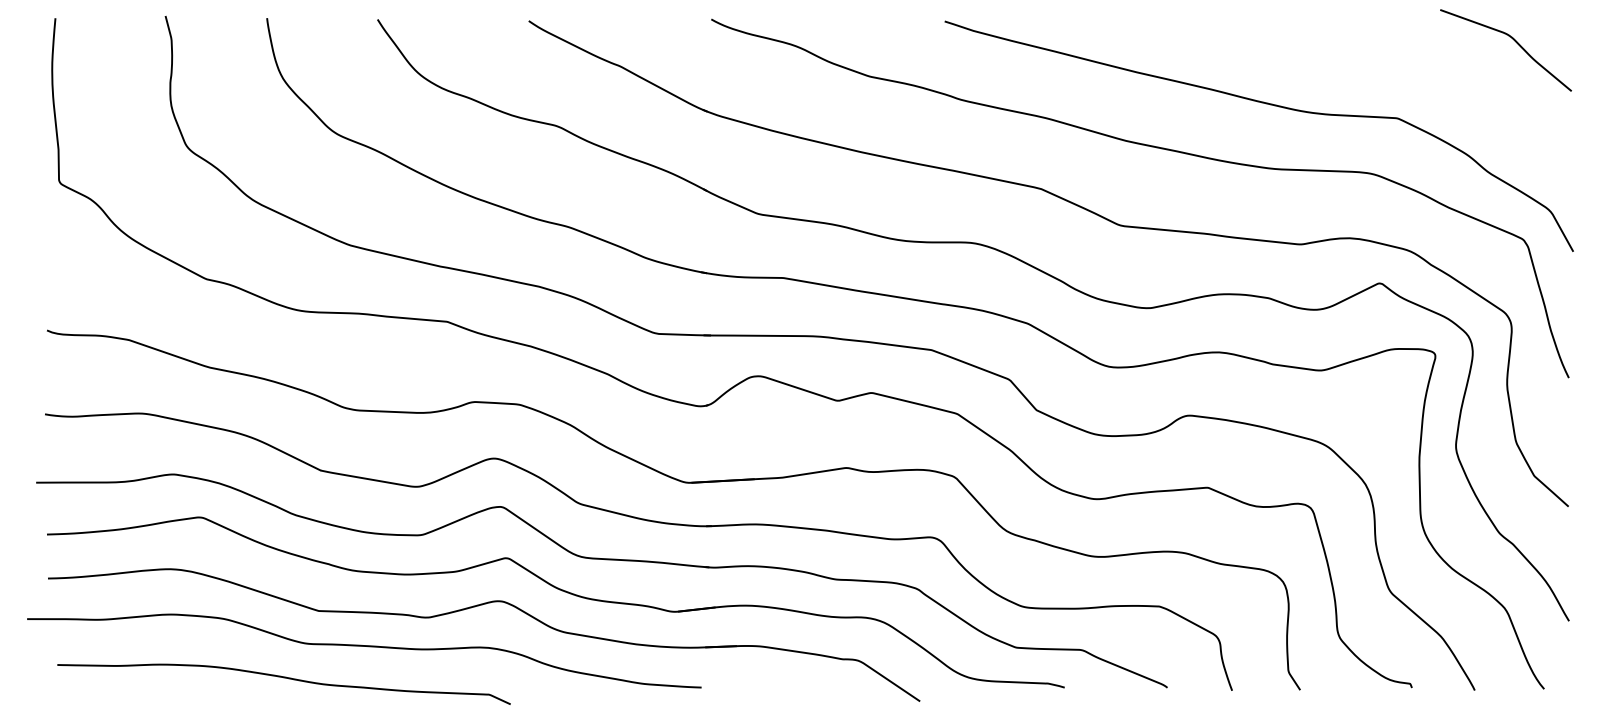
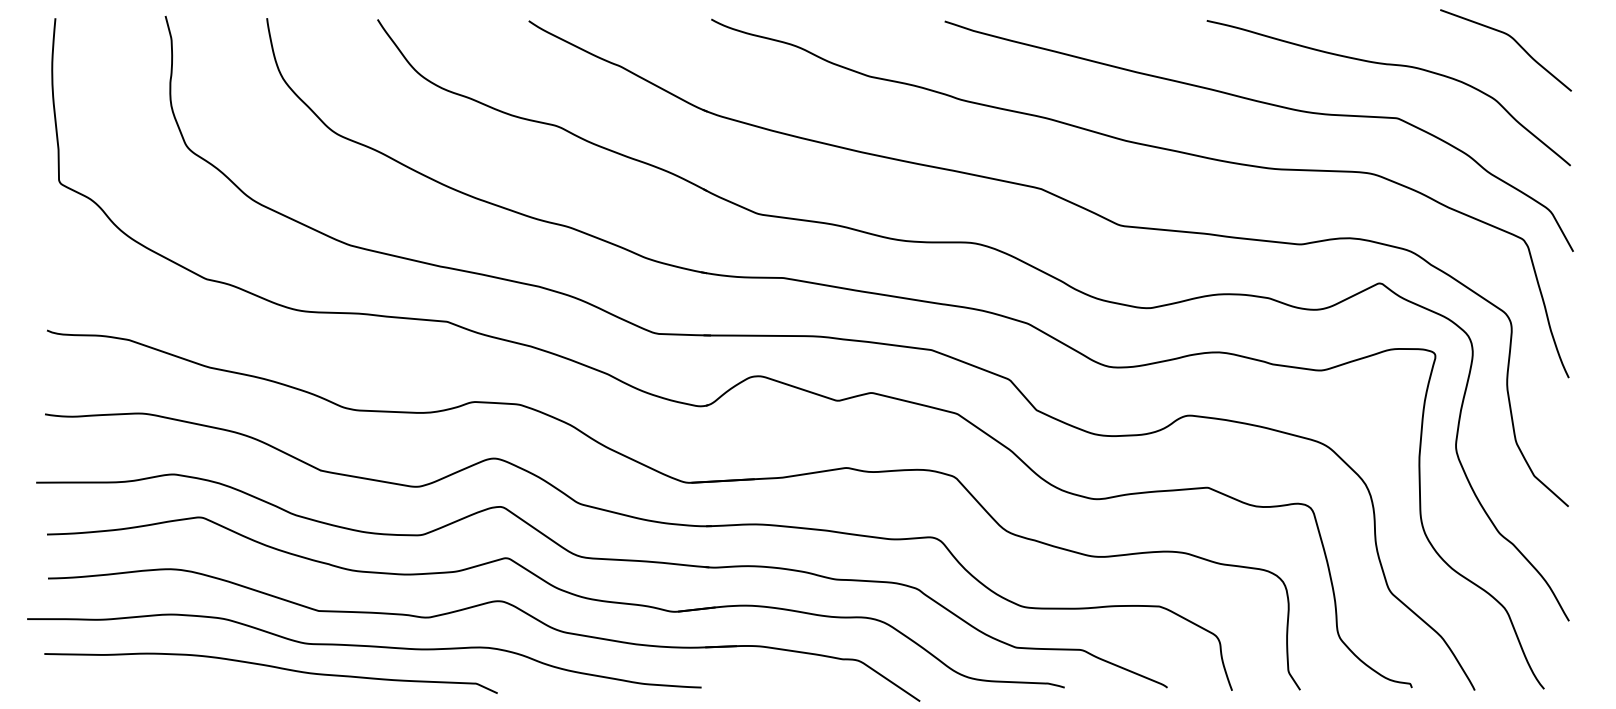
curve: none -> present (1388, 65)
curve position: (283, 678) -> (270, 667) (270, 667)
